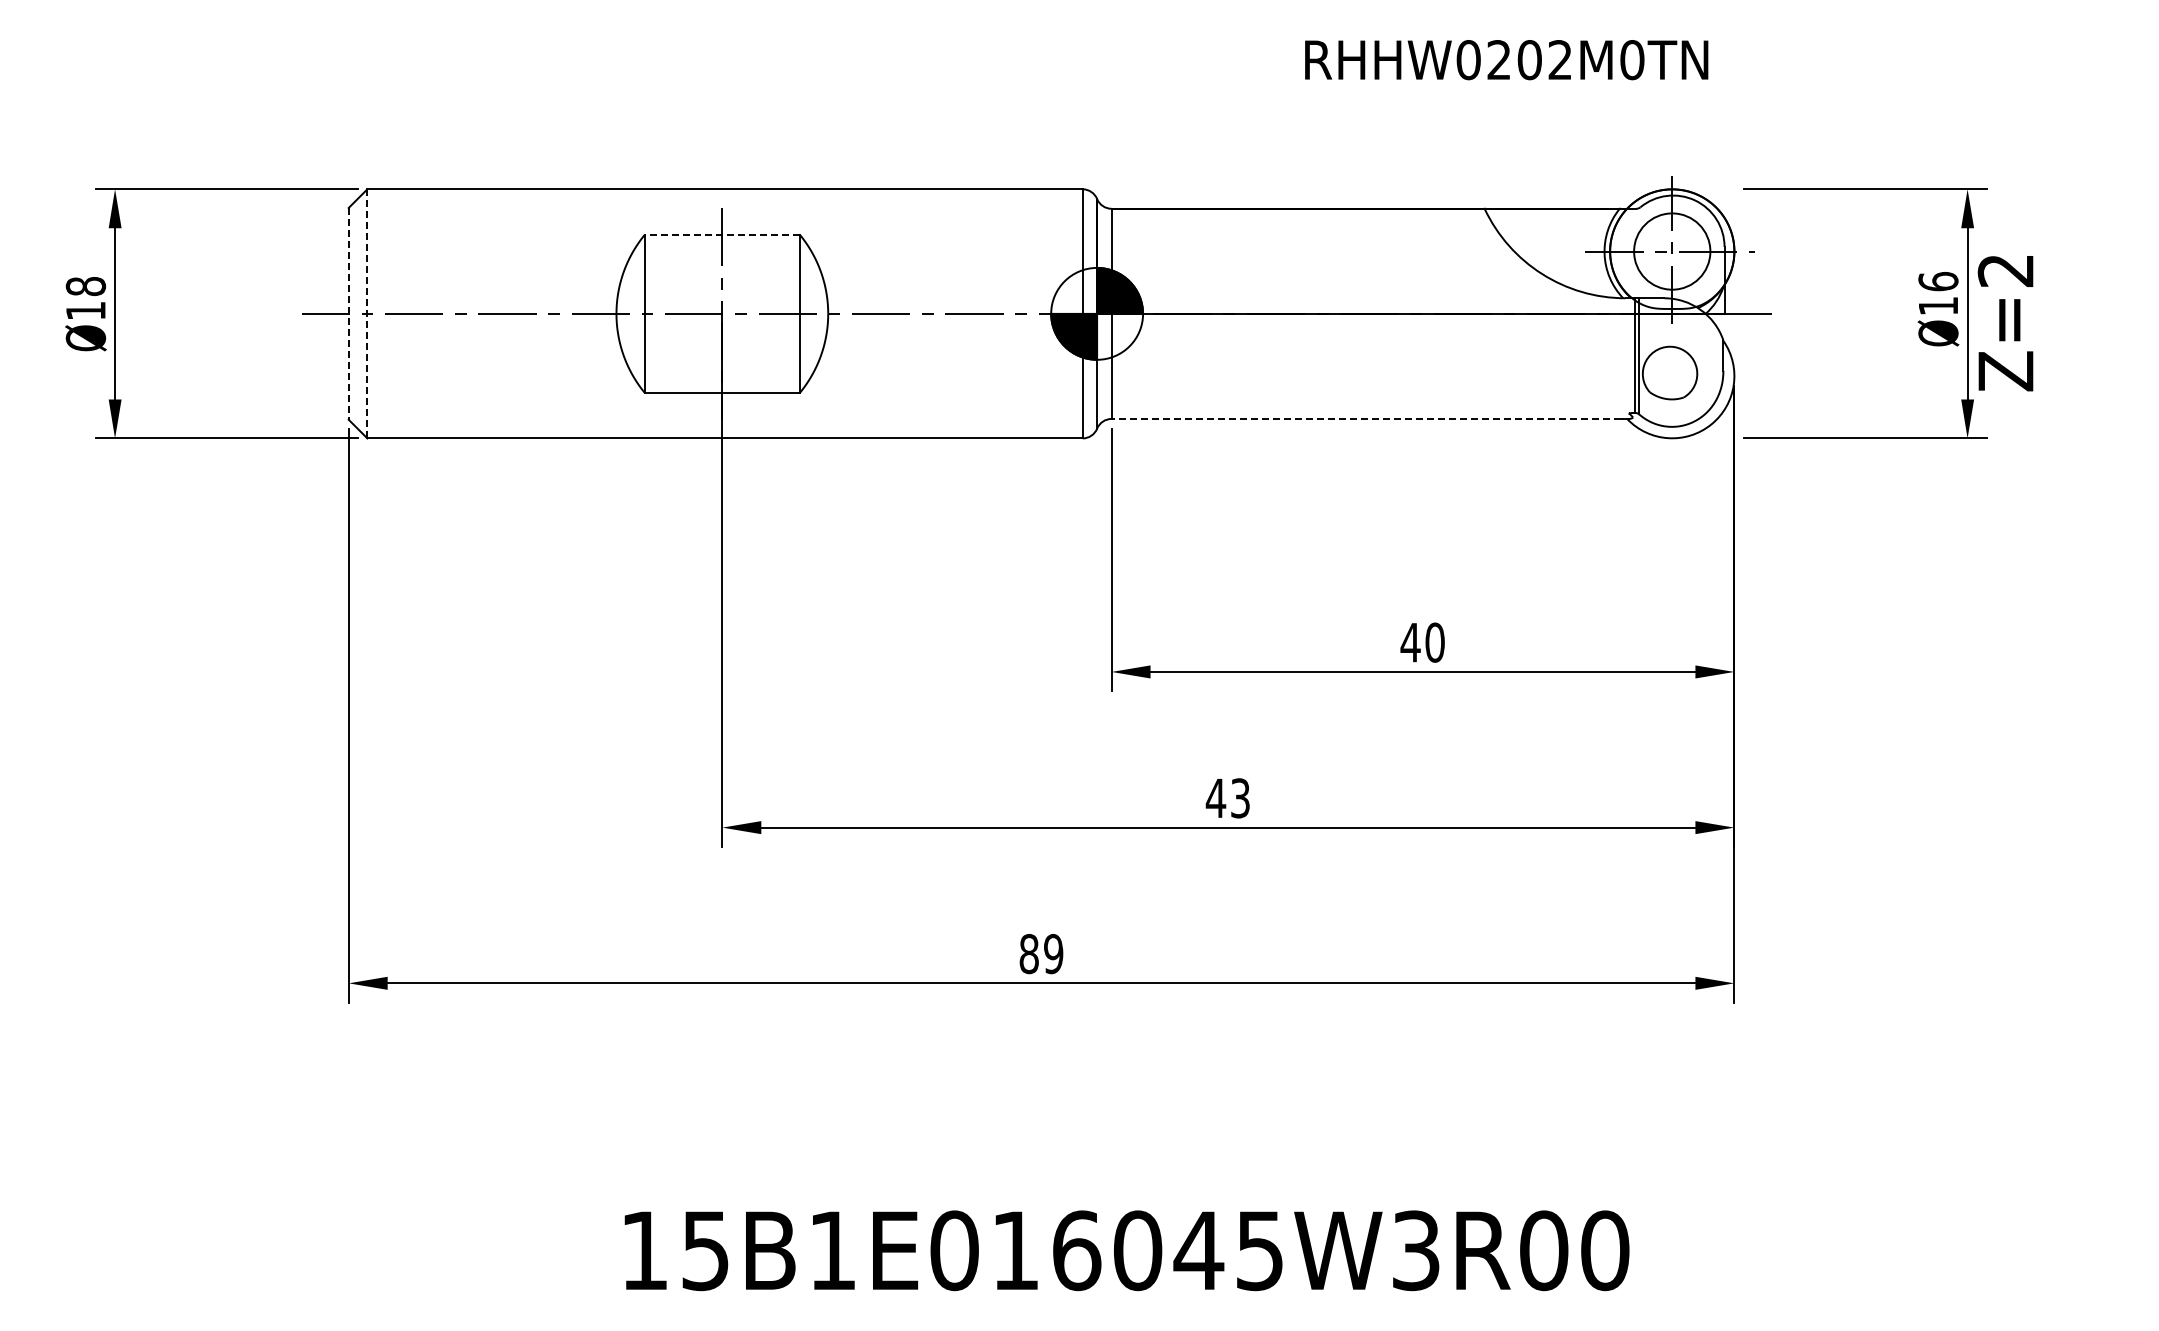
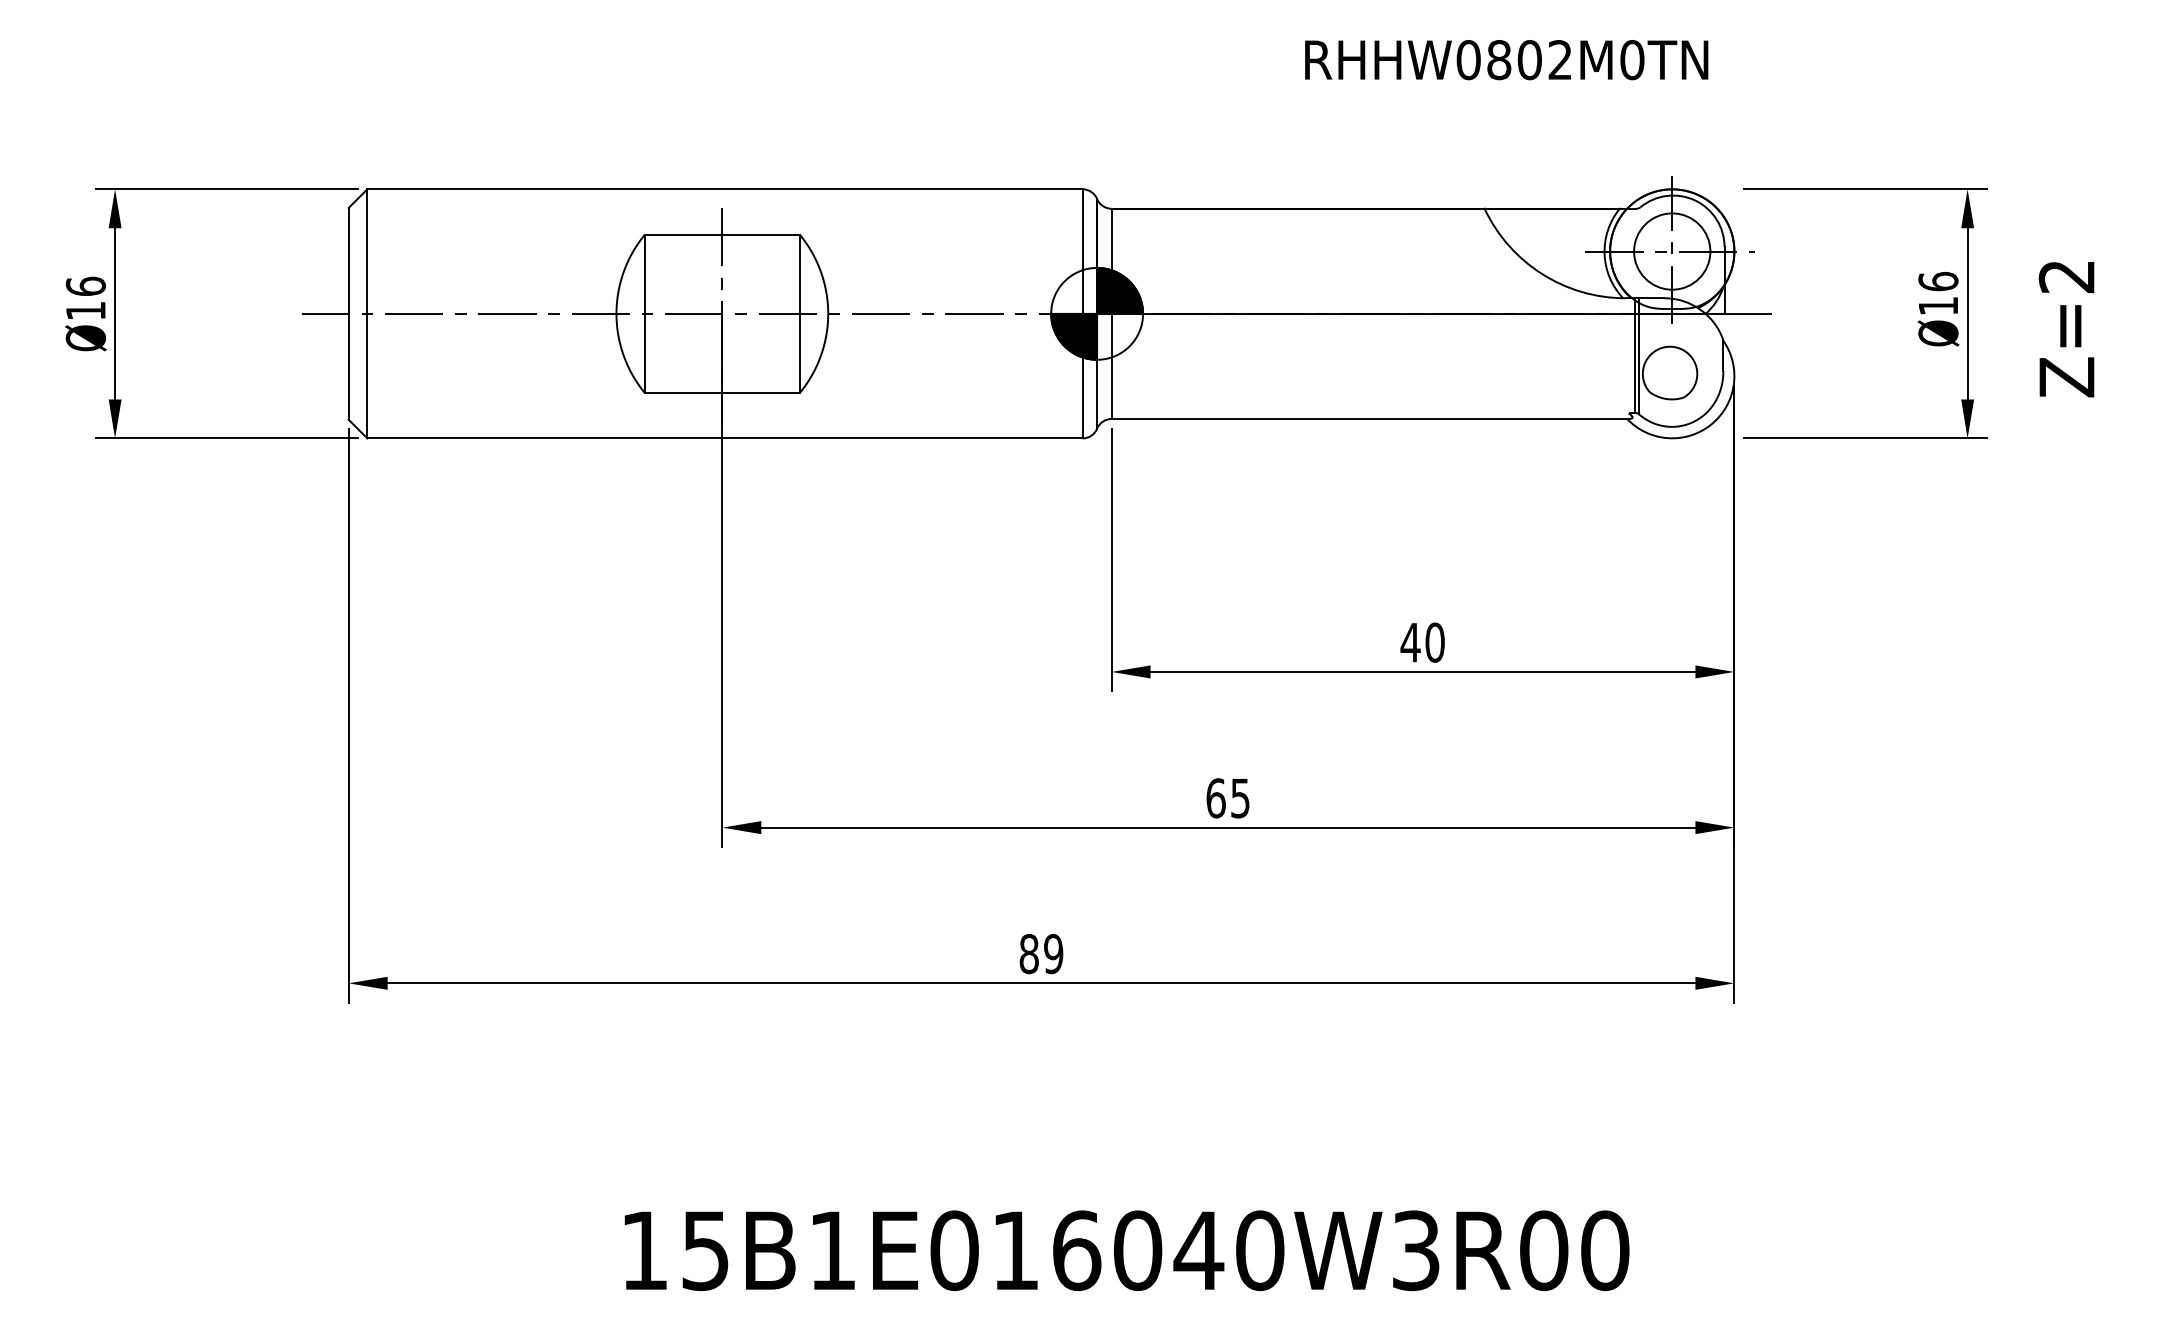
text: RHHW0202M0TN -> RHHW0802M0TN (1499, 60)
line: dashed -> solid (722, 235)
text: Ø18 -> Ø16 (85, 286)
line: dashed -> solid (348, 313)
line: dashed -> solid (367, 313)
text position: (2005, 323) -> (2066, 329) (2066, 329)
line: dashed -> solid (1366, 418)
text: 43 -> 65 (1227, 798)
text: 15B1E016045W3R00 -> 15B1E016040W3R00 (1260, 1250)
